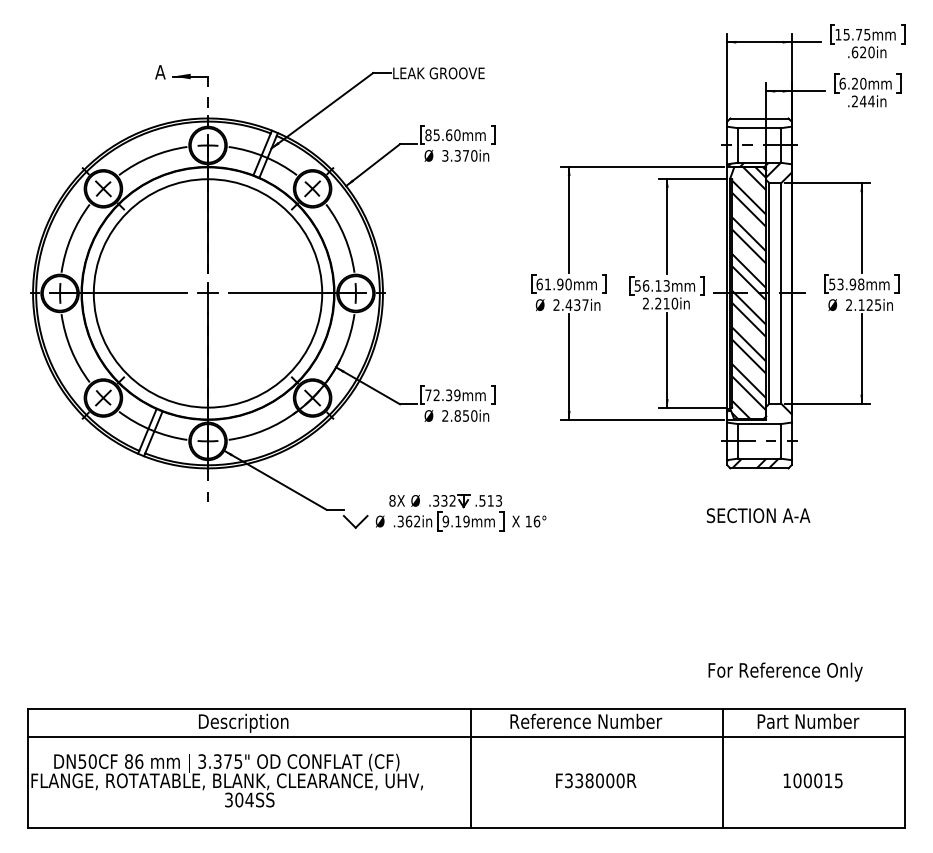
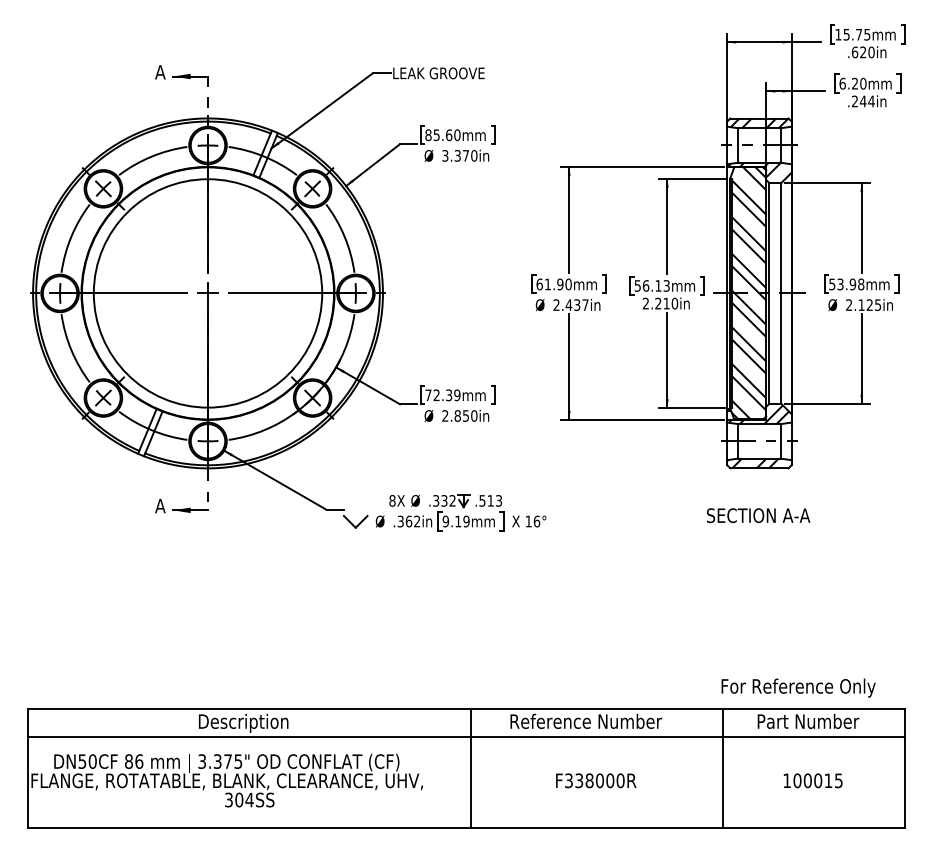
hatch: none -> present (759, 123)
hatch: none -> present (758, 414)
part: none -> present (181, 506)
text position: (785, 671) -> (798, 687) (798, 687)
